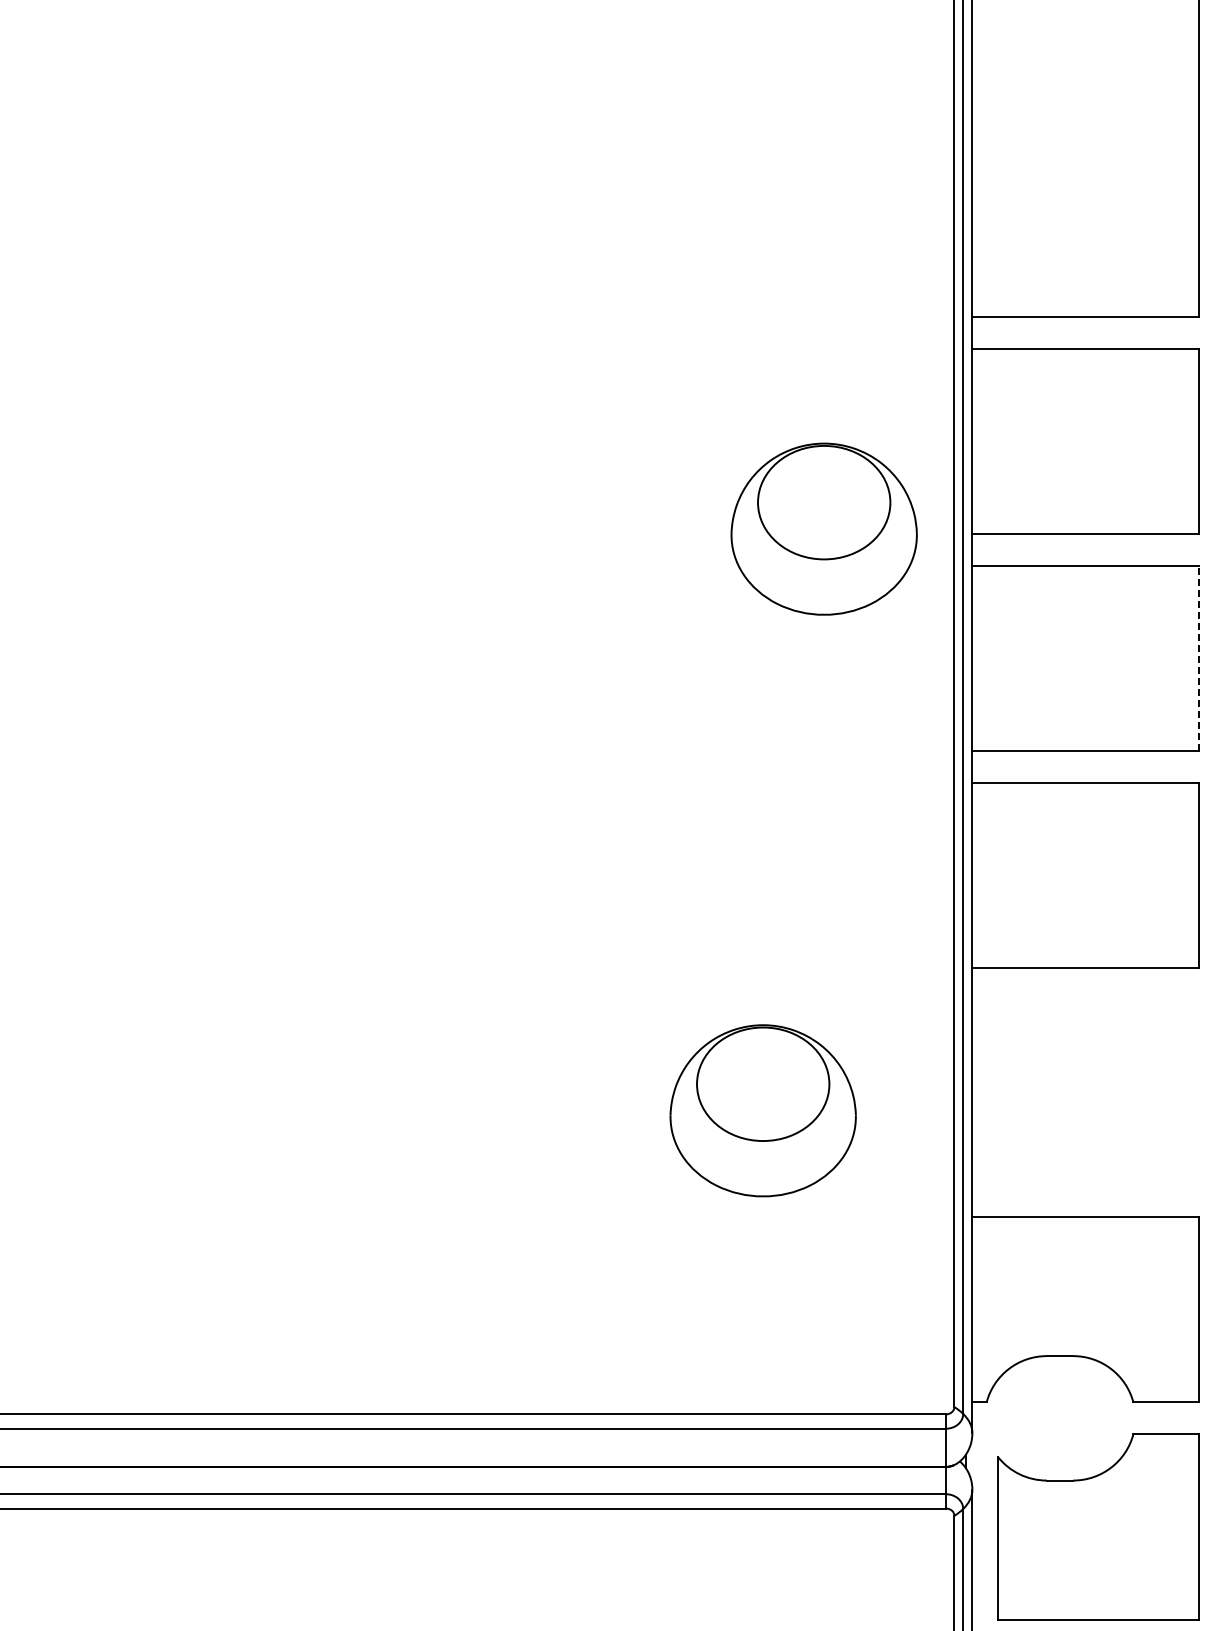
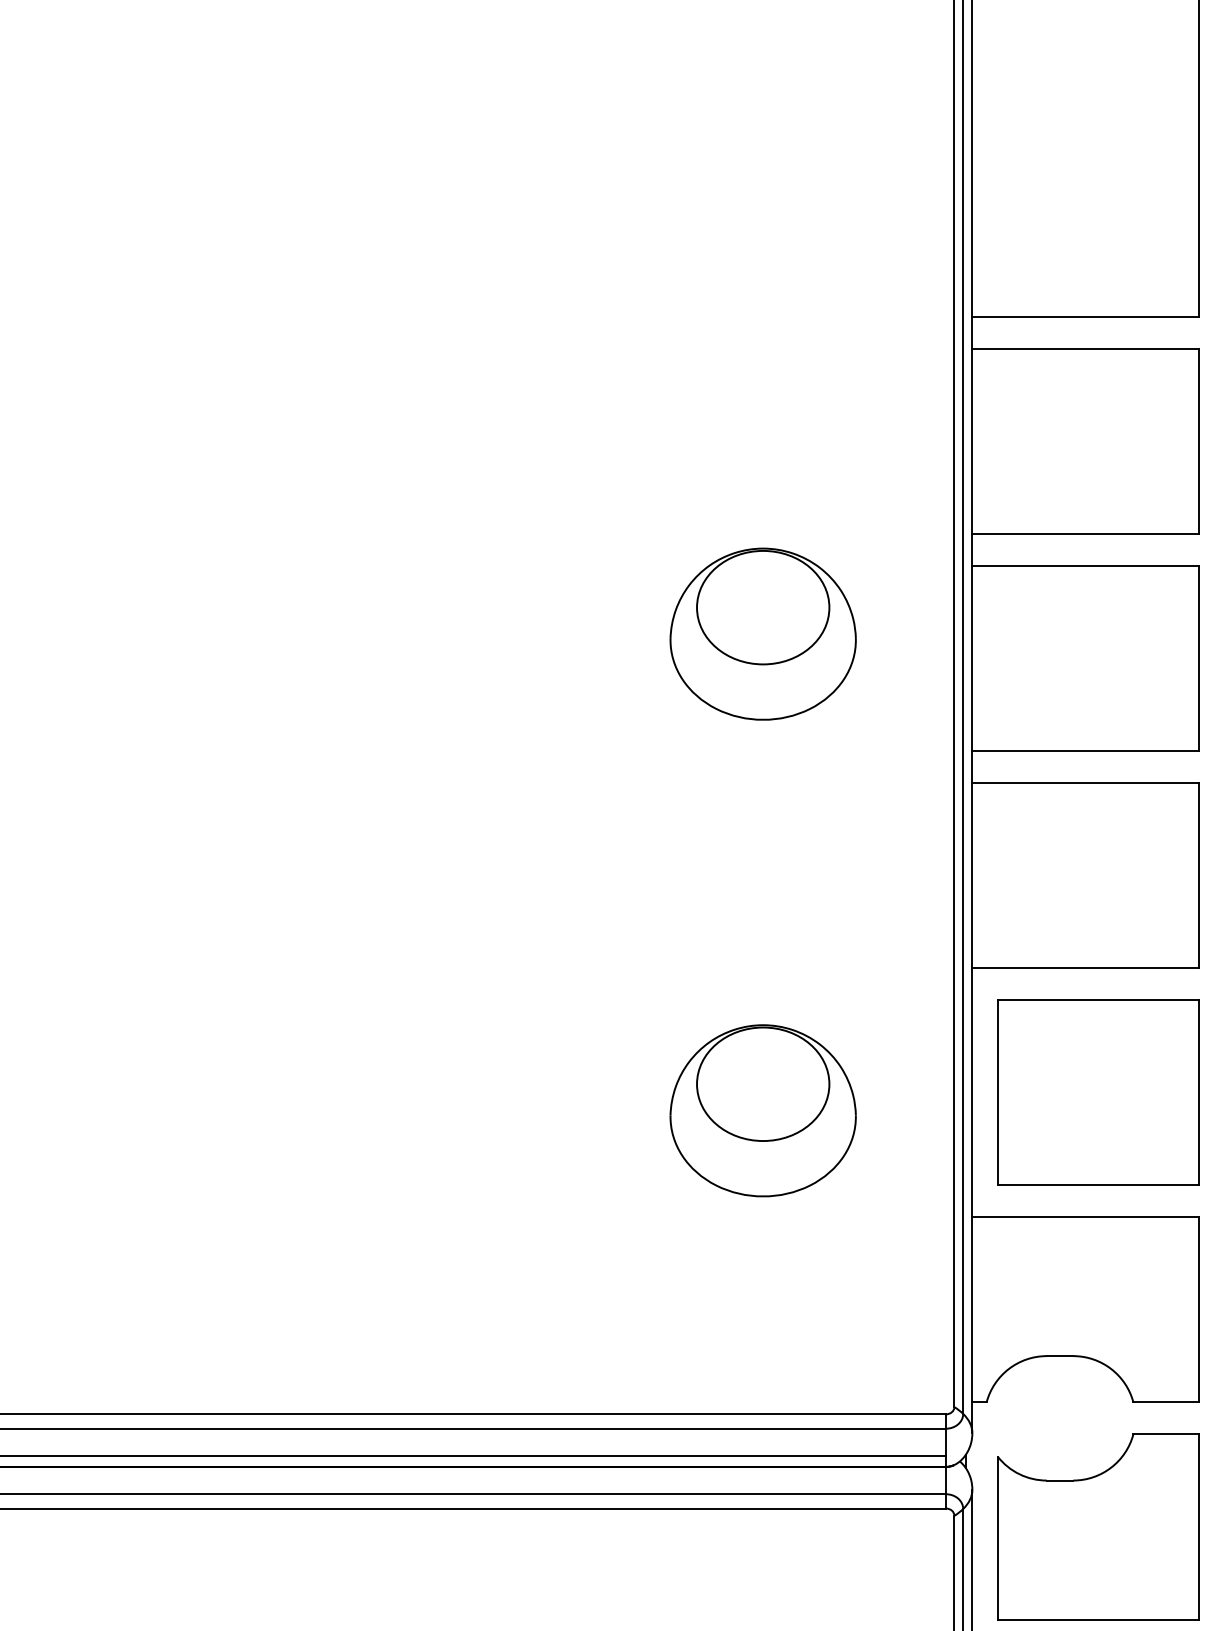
part position: (823, 528) -> (762, 633) (762, 633)
line: dashed -> solid (1199, 658)
part: none -> present (1098, 1092)
line: none -> present (473, 1455)
